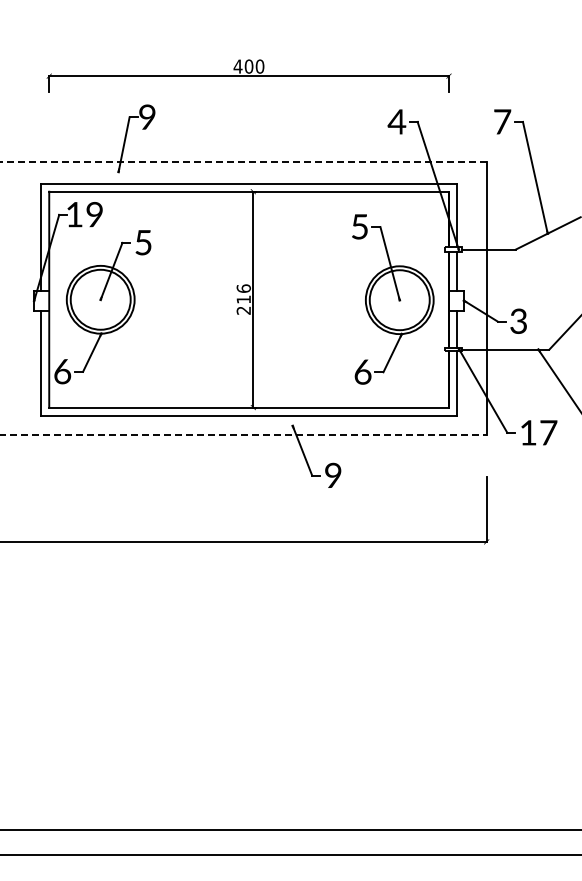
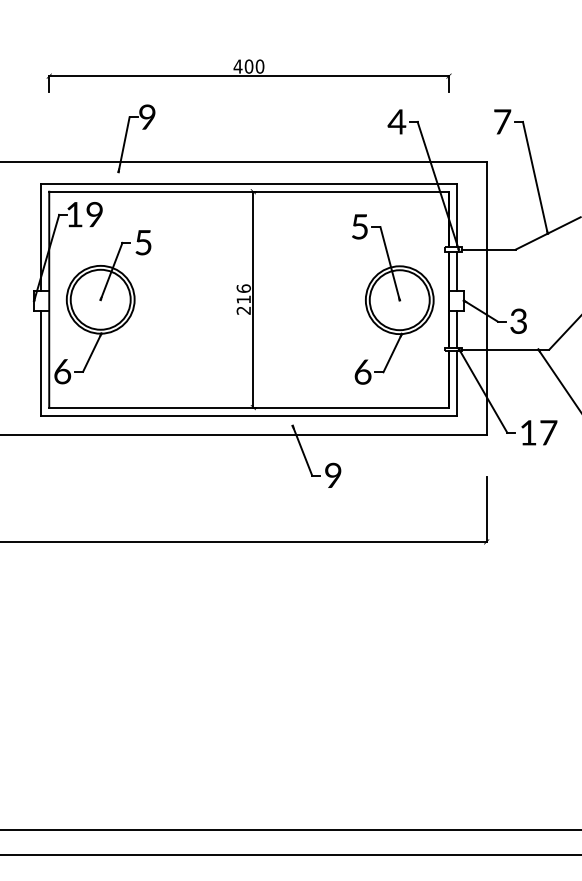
line: dashed -> solid (243, 162)
line: dashed -> solid (243, 435)
